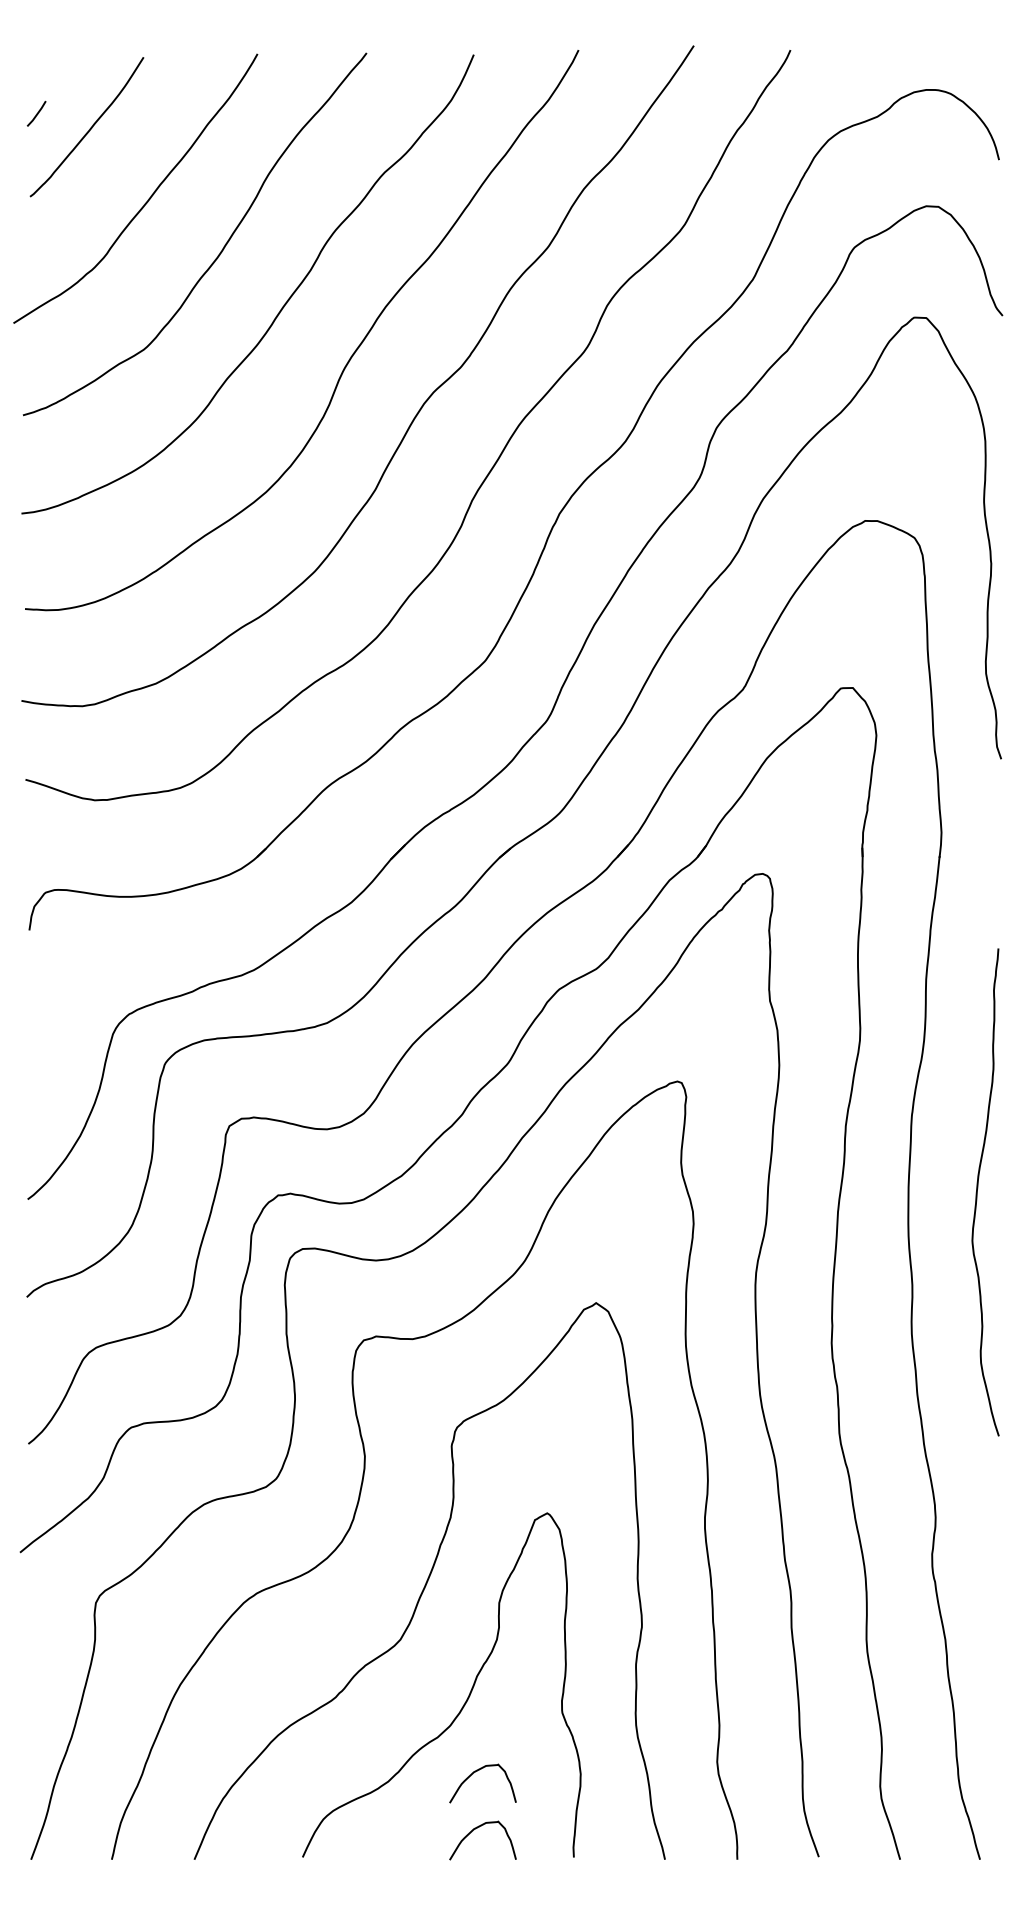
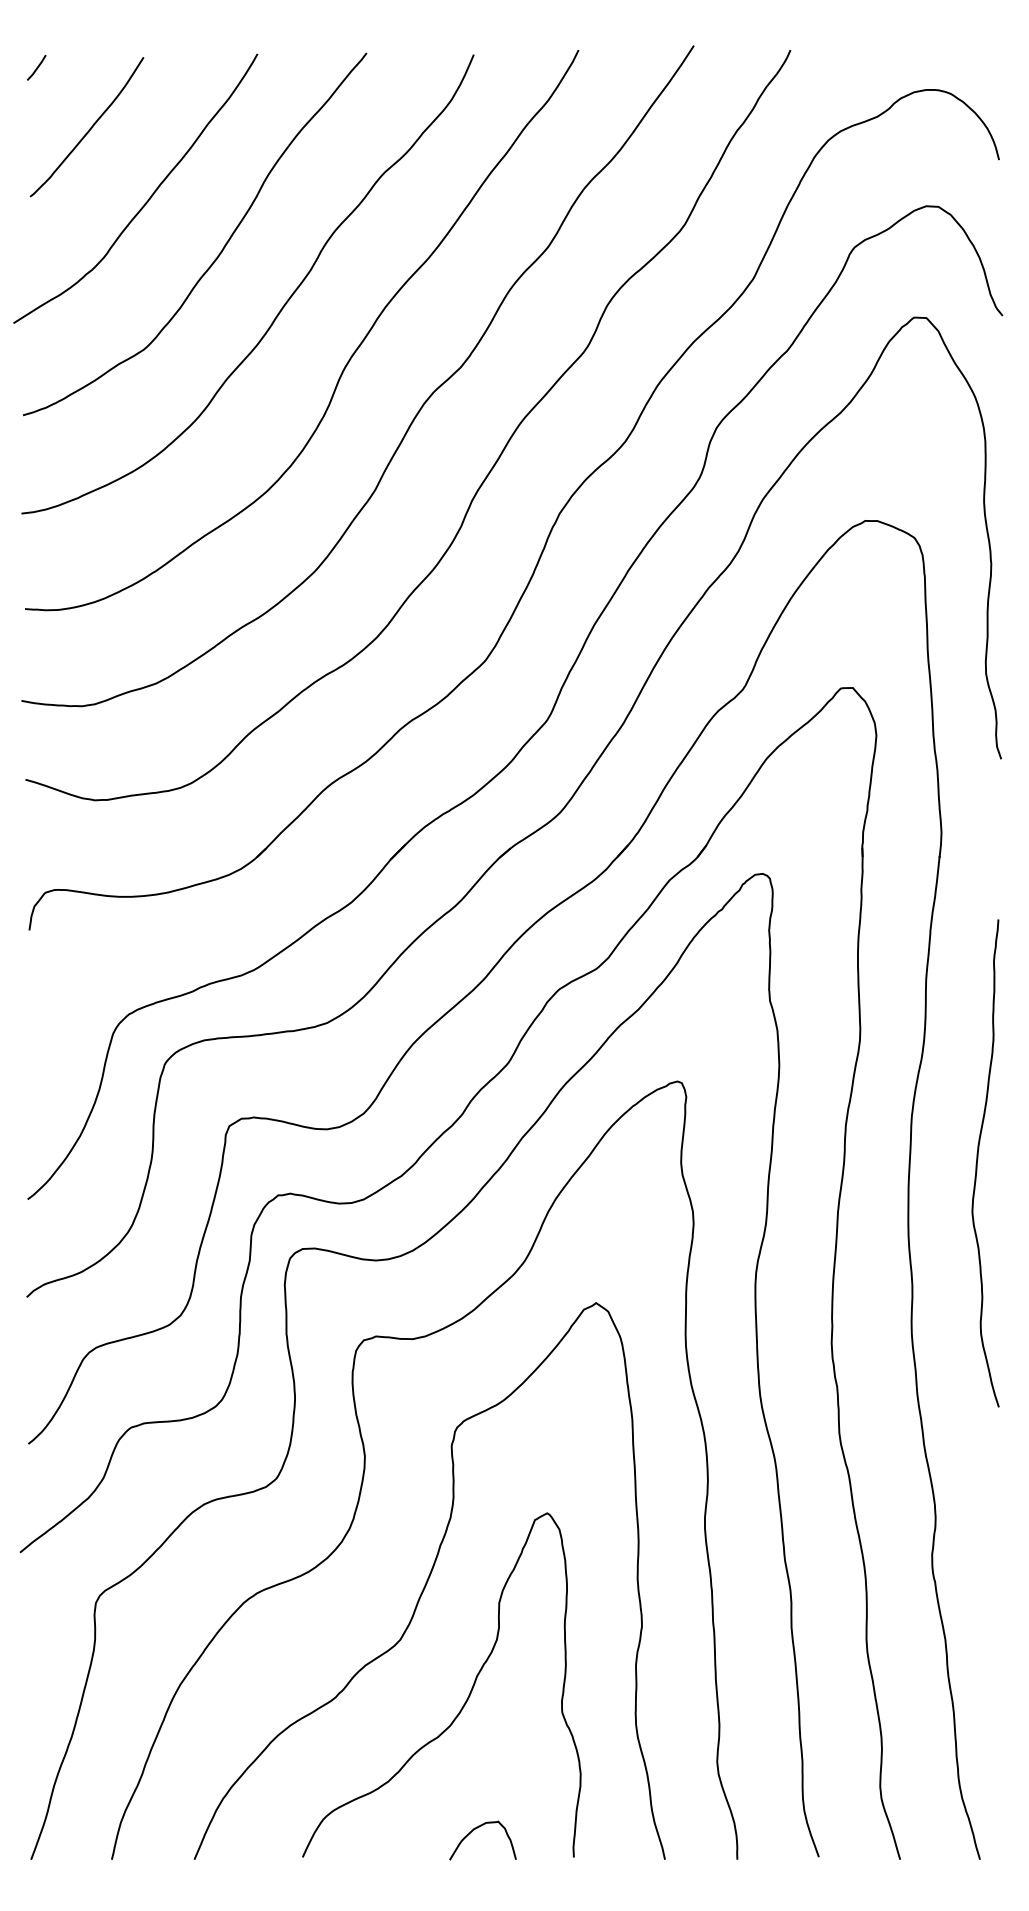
line position: (36, 113) -> (36, 67) (36, 67)
curve position: (977, 1192) -> (977, 1163) (977, 1163)
curve: present -> none (474, 1773)
